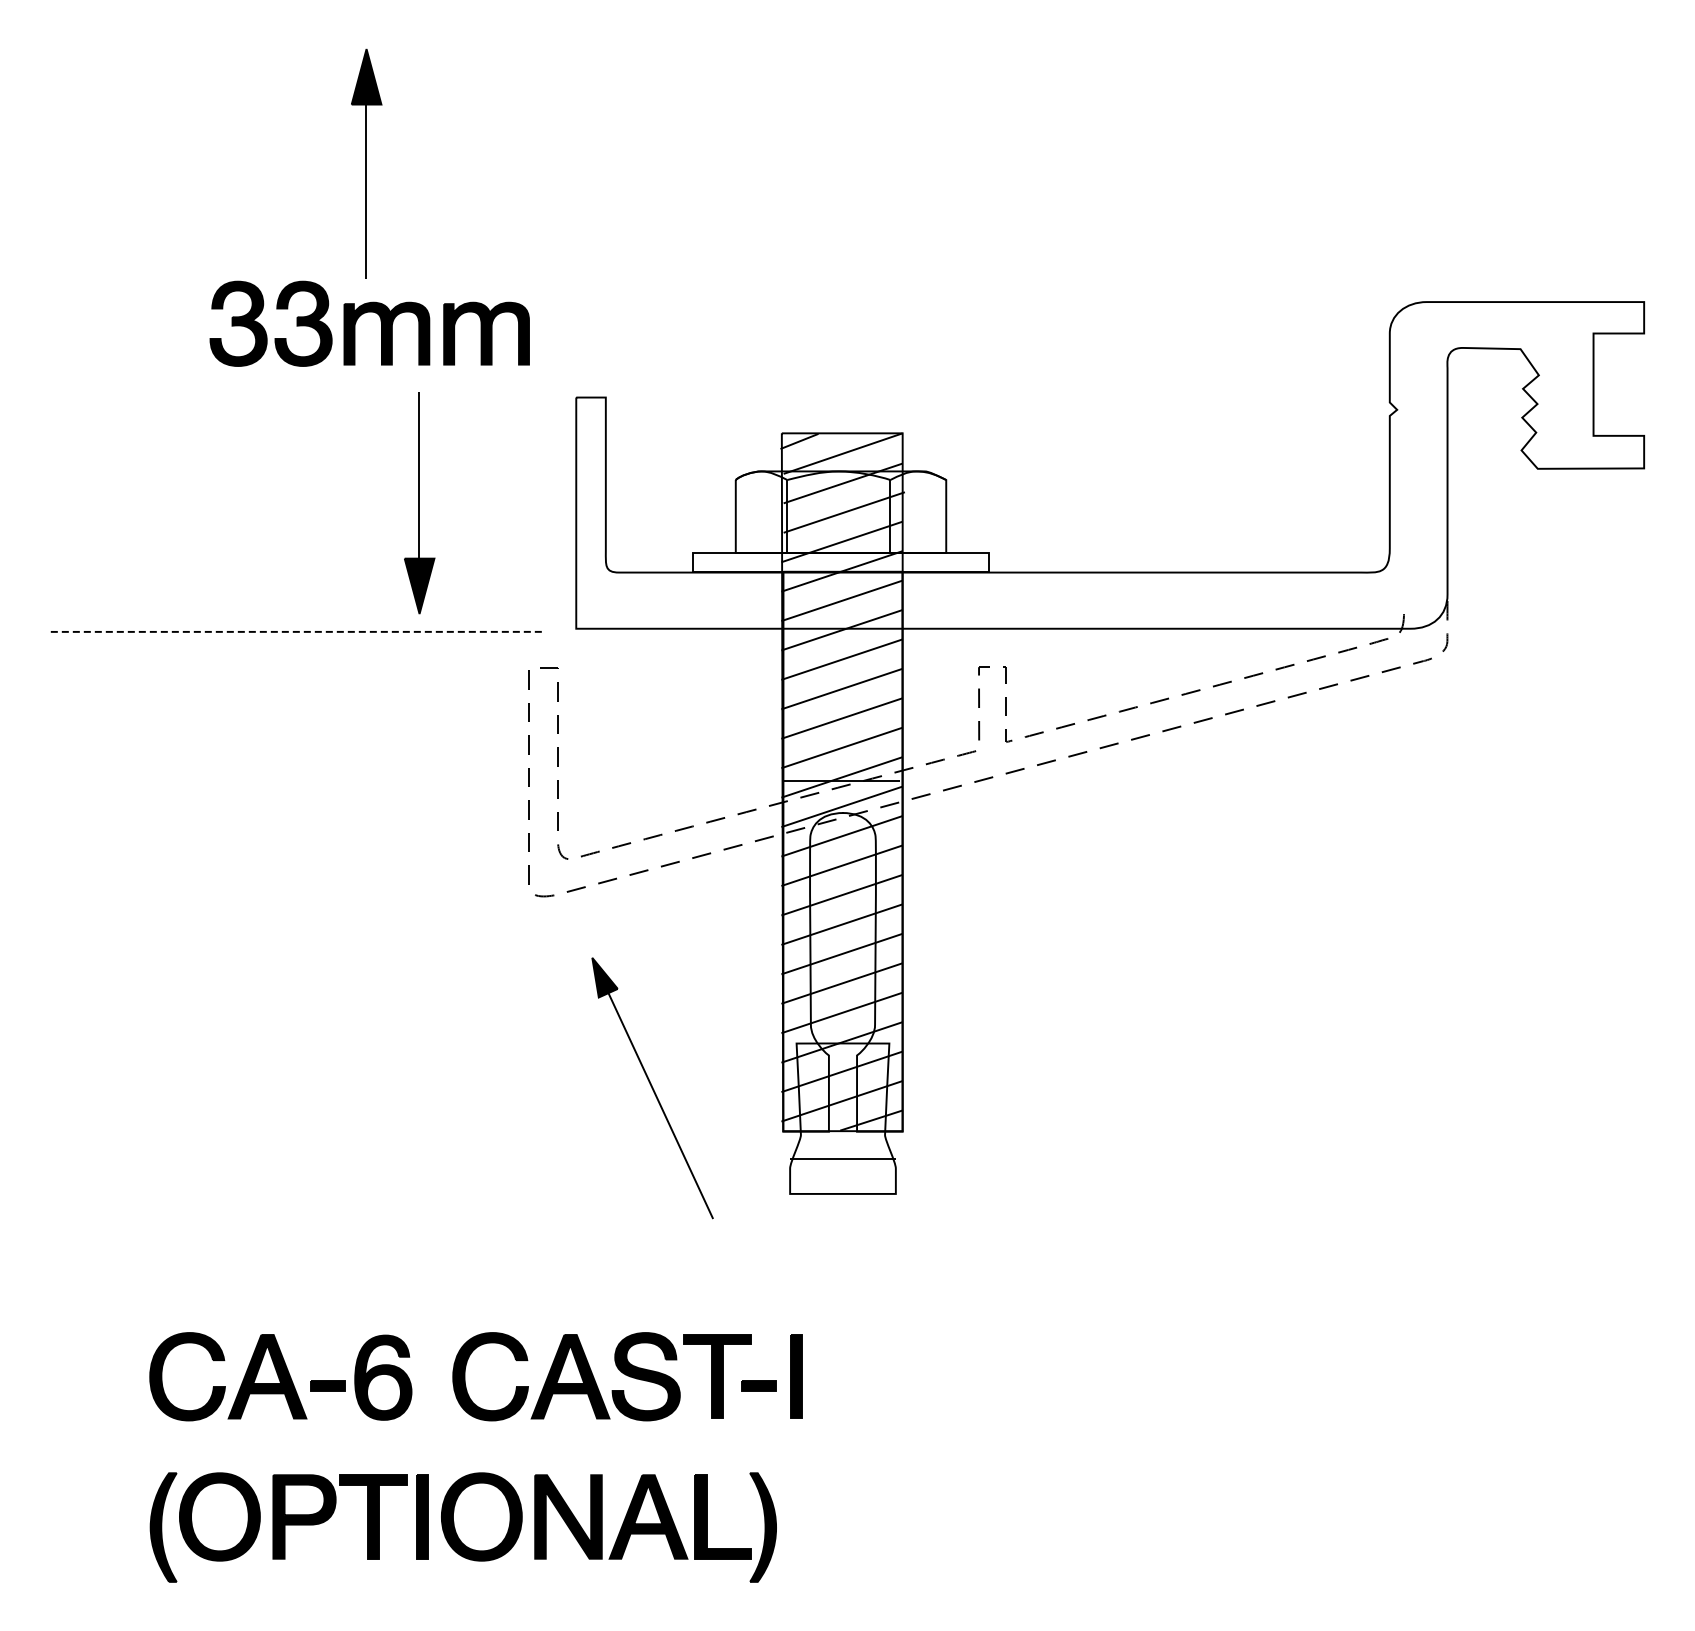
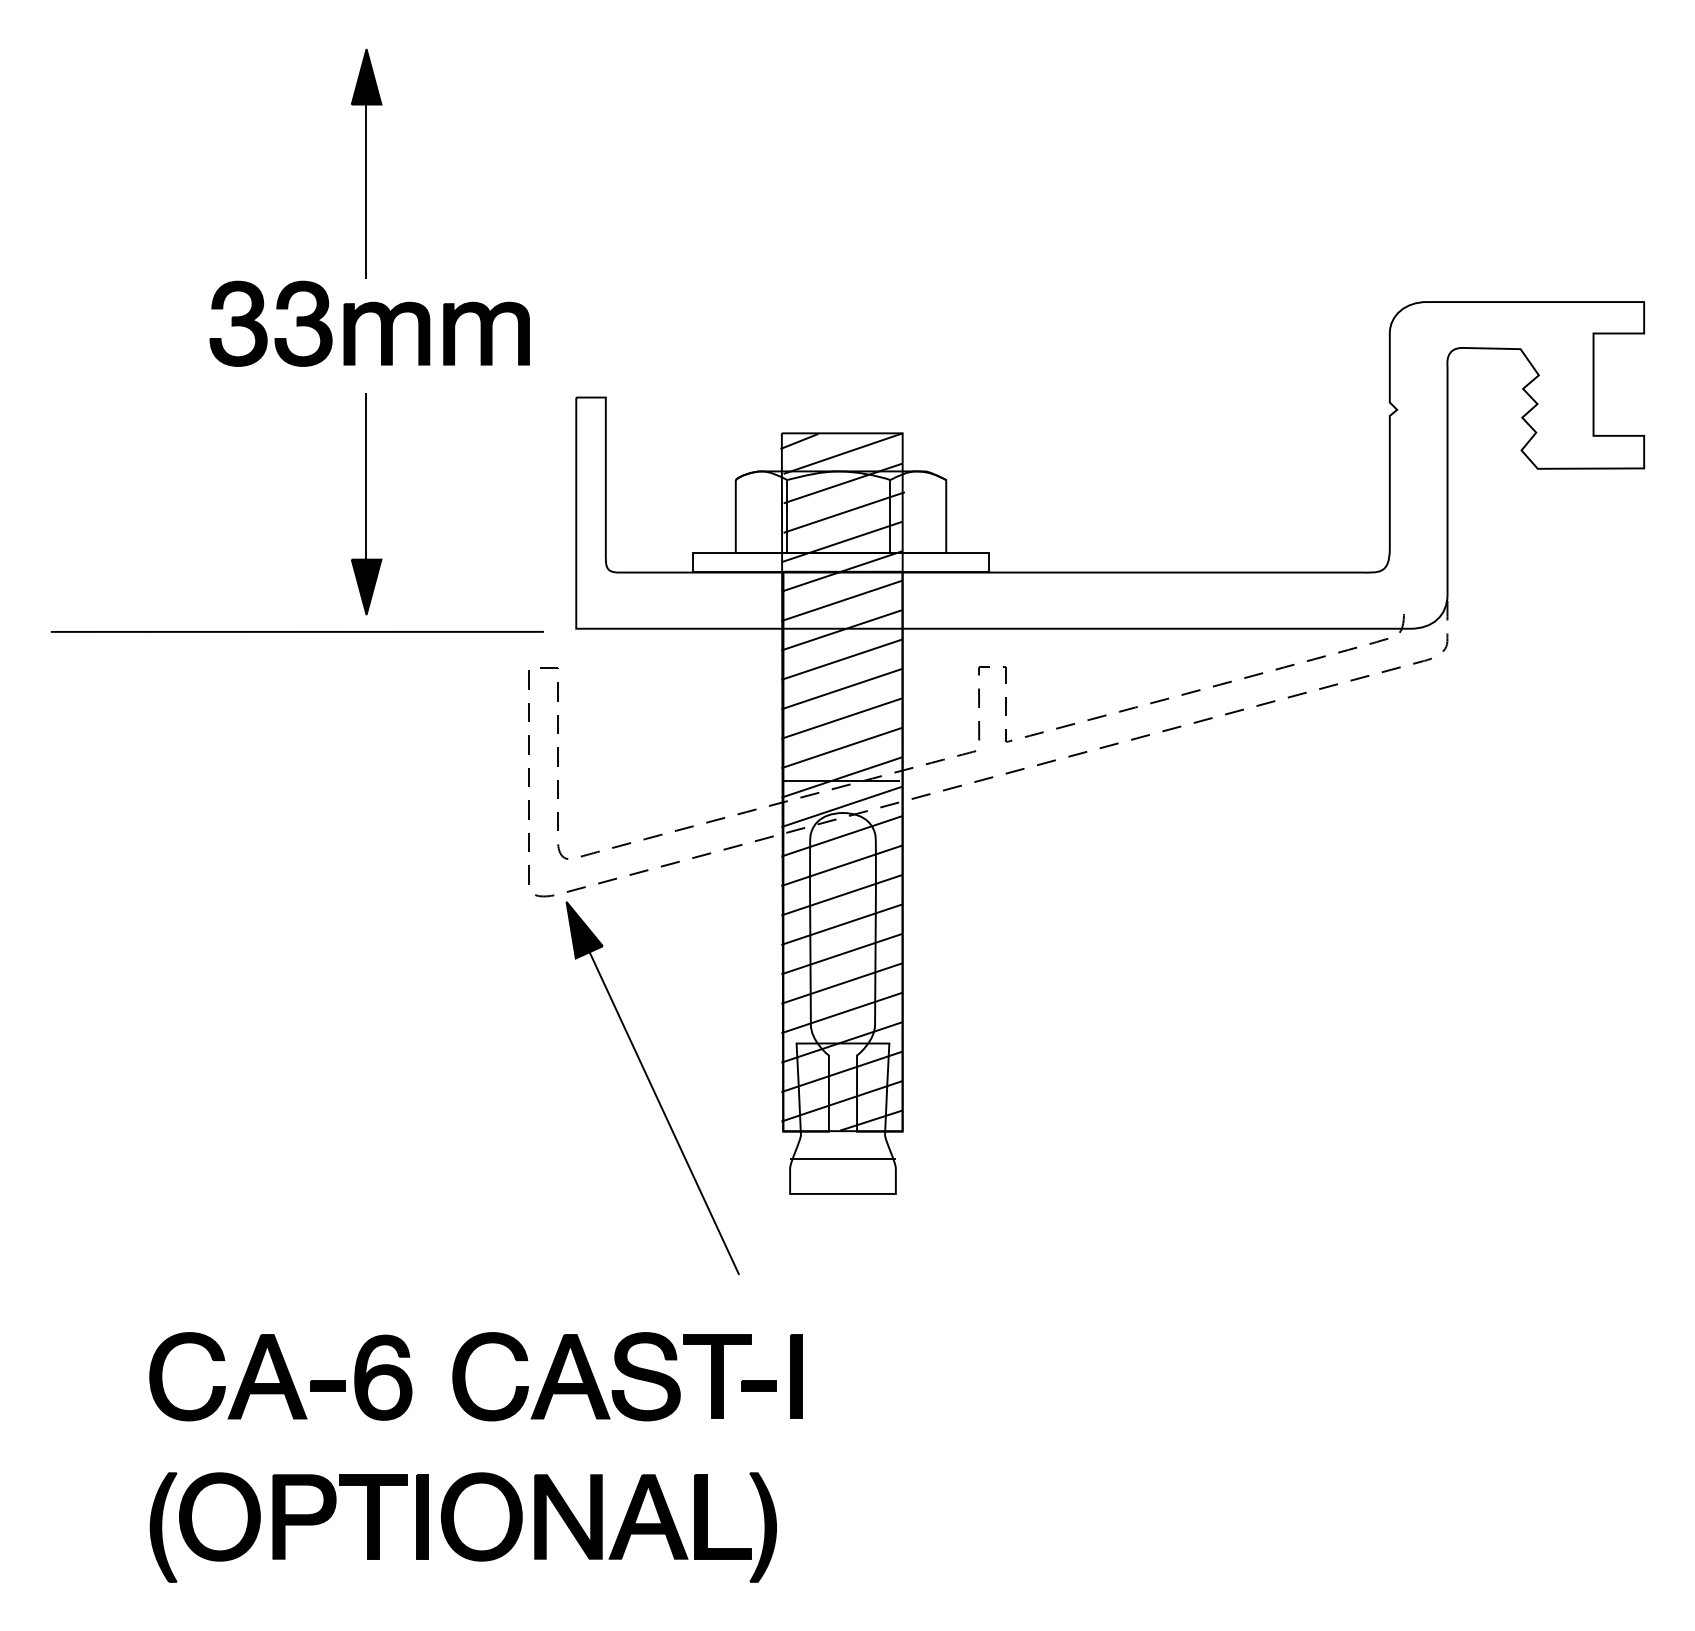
part position: (419, 503) -> (366, 504) (366, 504)
line: dashed -> solid (297, 631)
part size: 123x263 px -> 175x375 px (652, 1088)
